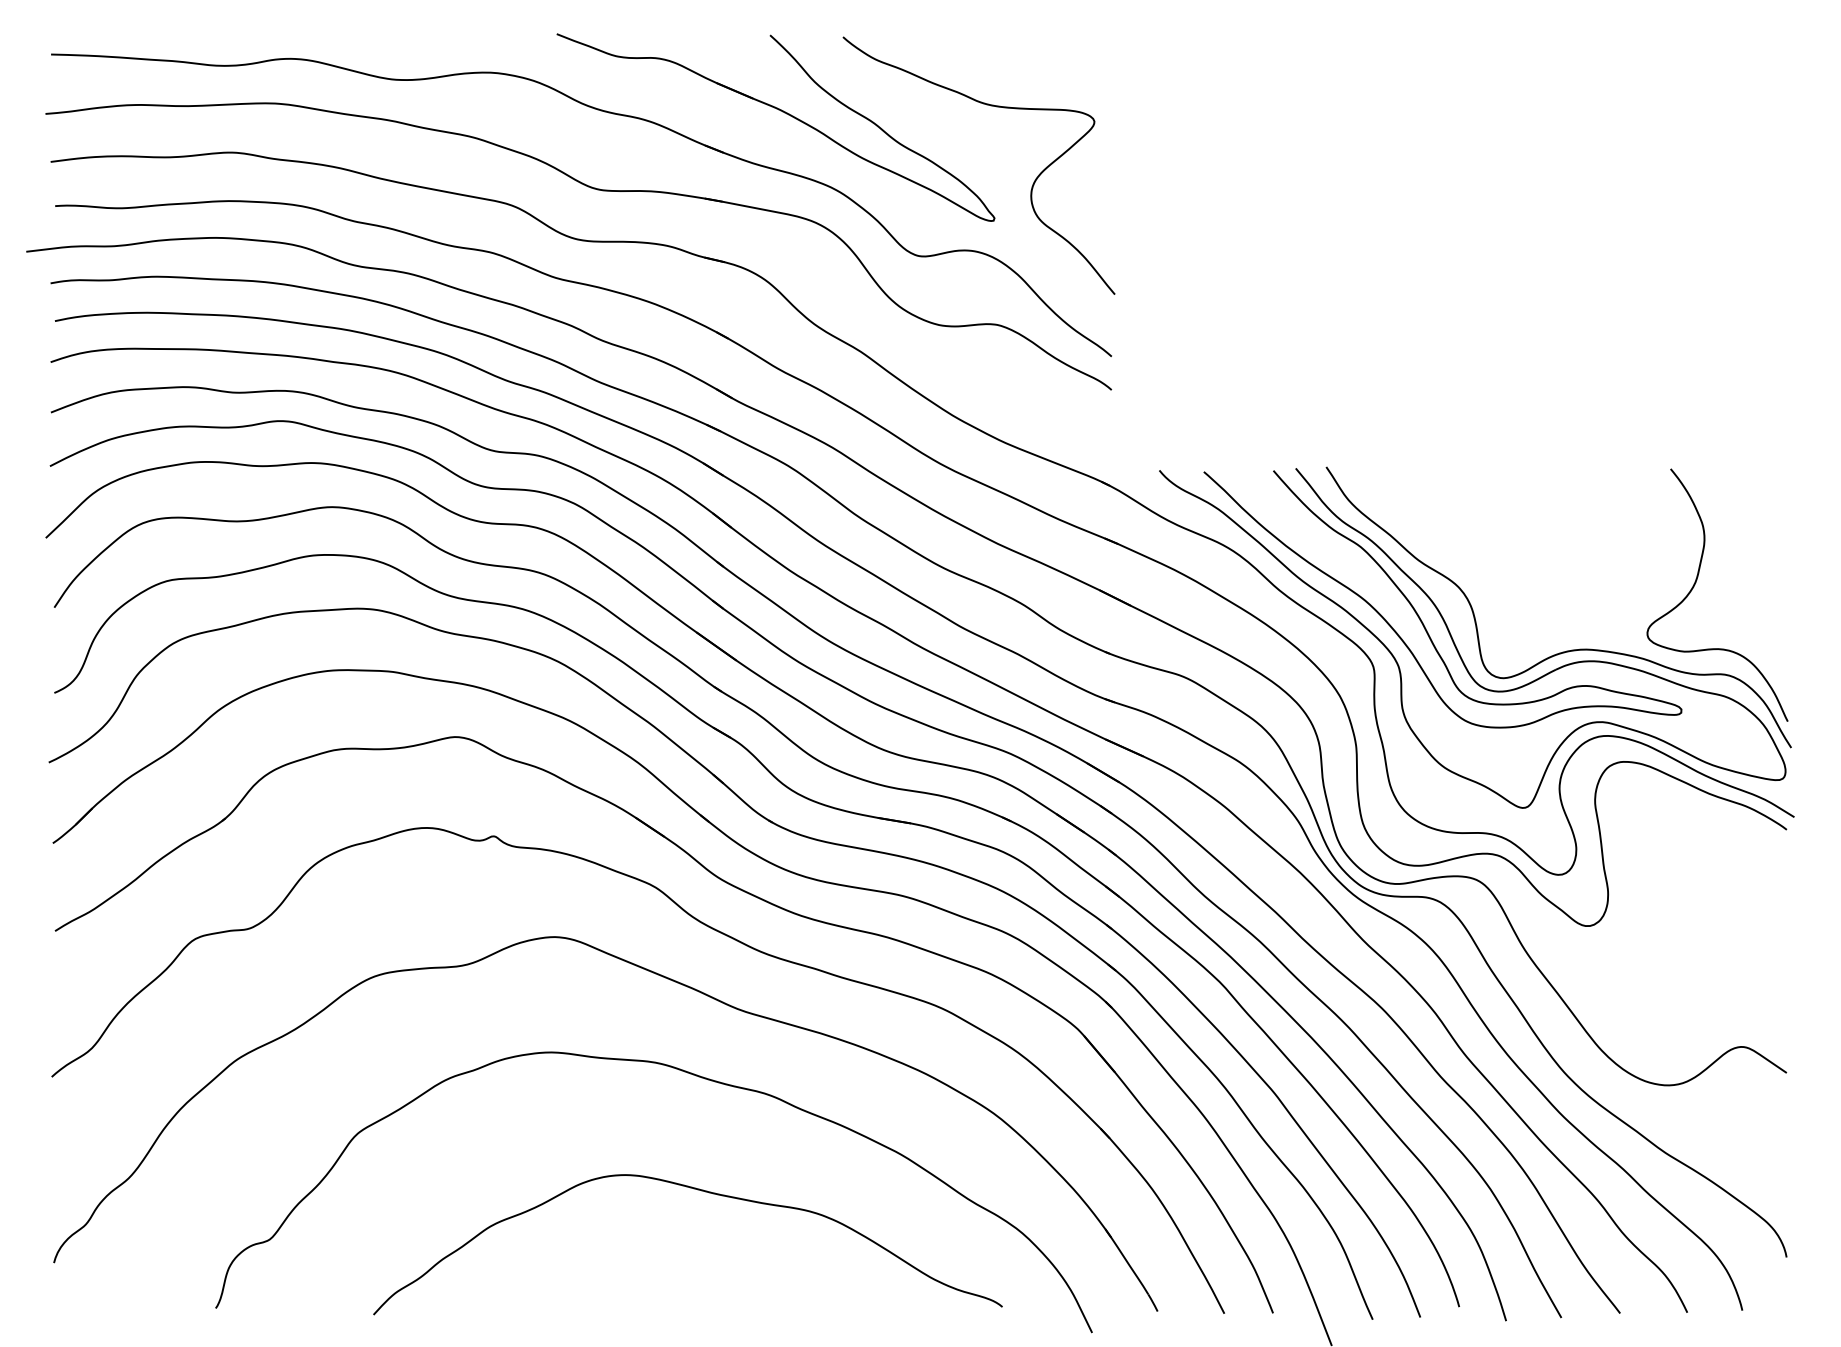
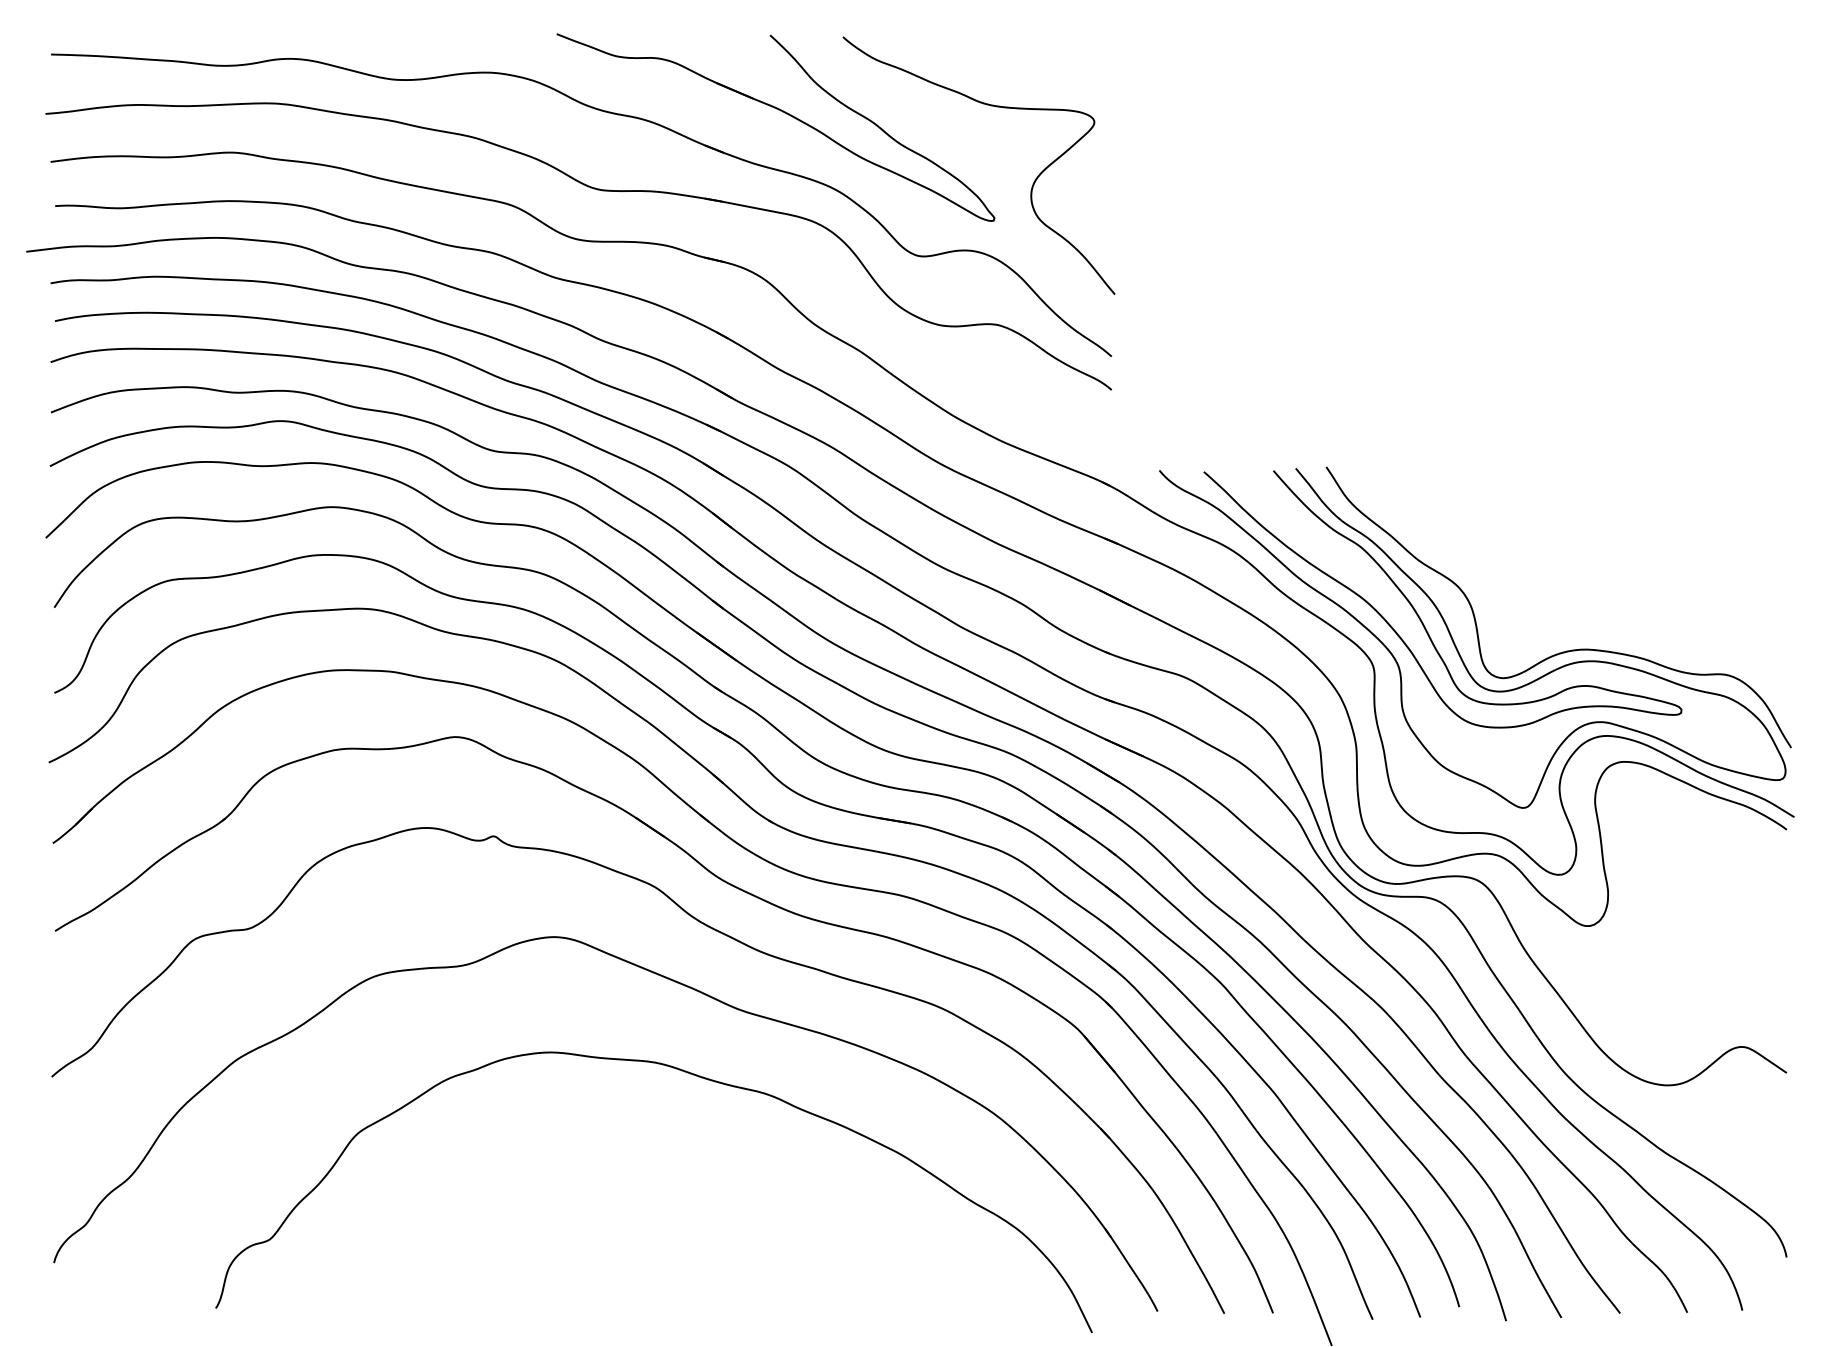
curve: present -> none (1695, 584)
curve: present -> none (701, 1191)
